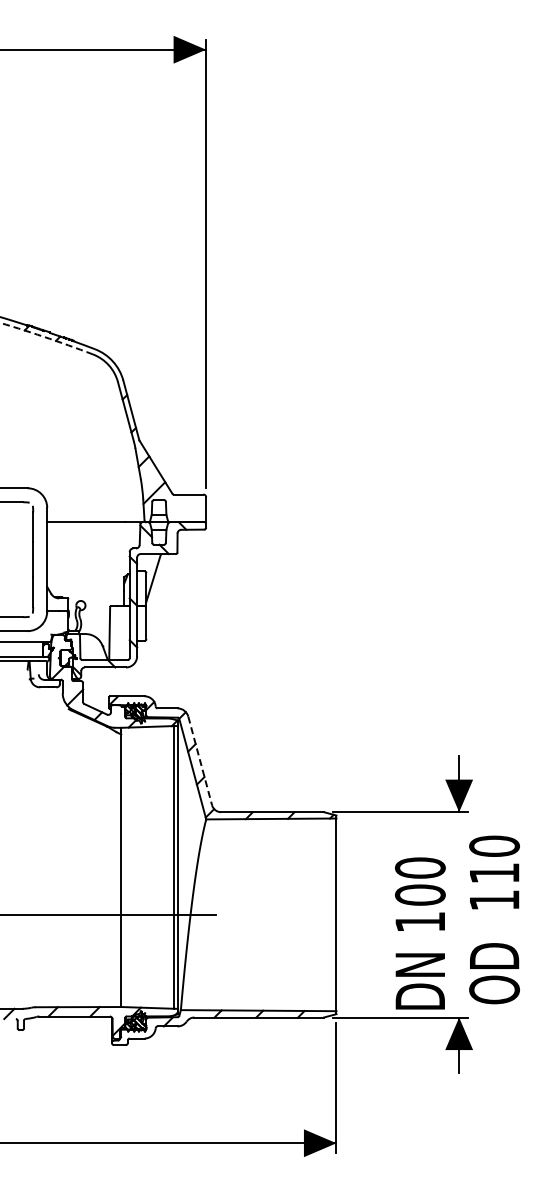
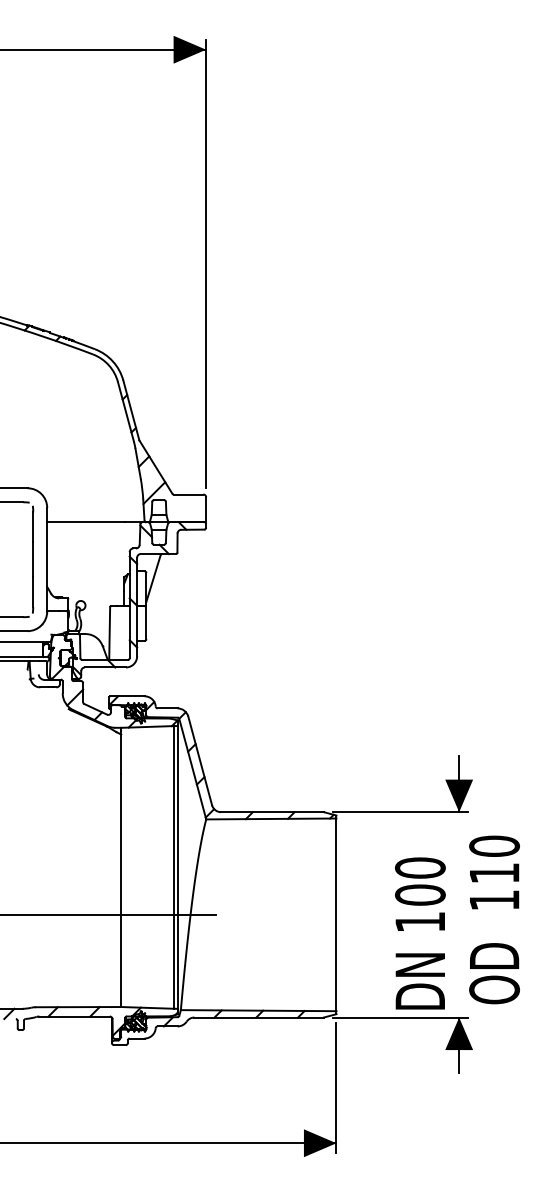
arc: dashed -> solid (46, 337)
line: dashed -> solid (200, 760)
